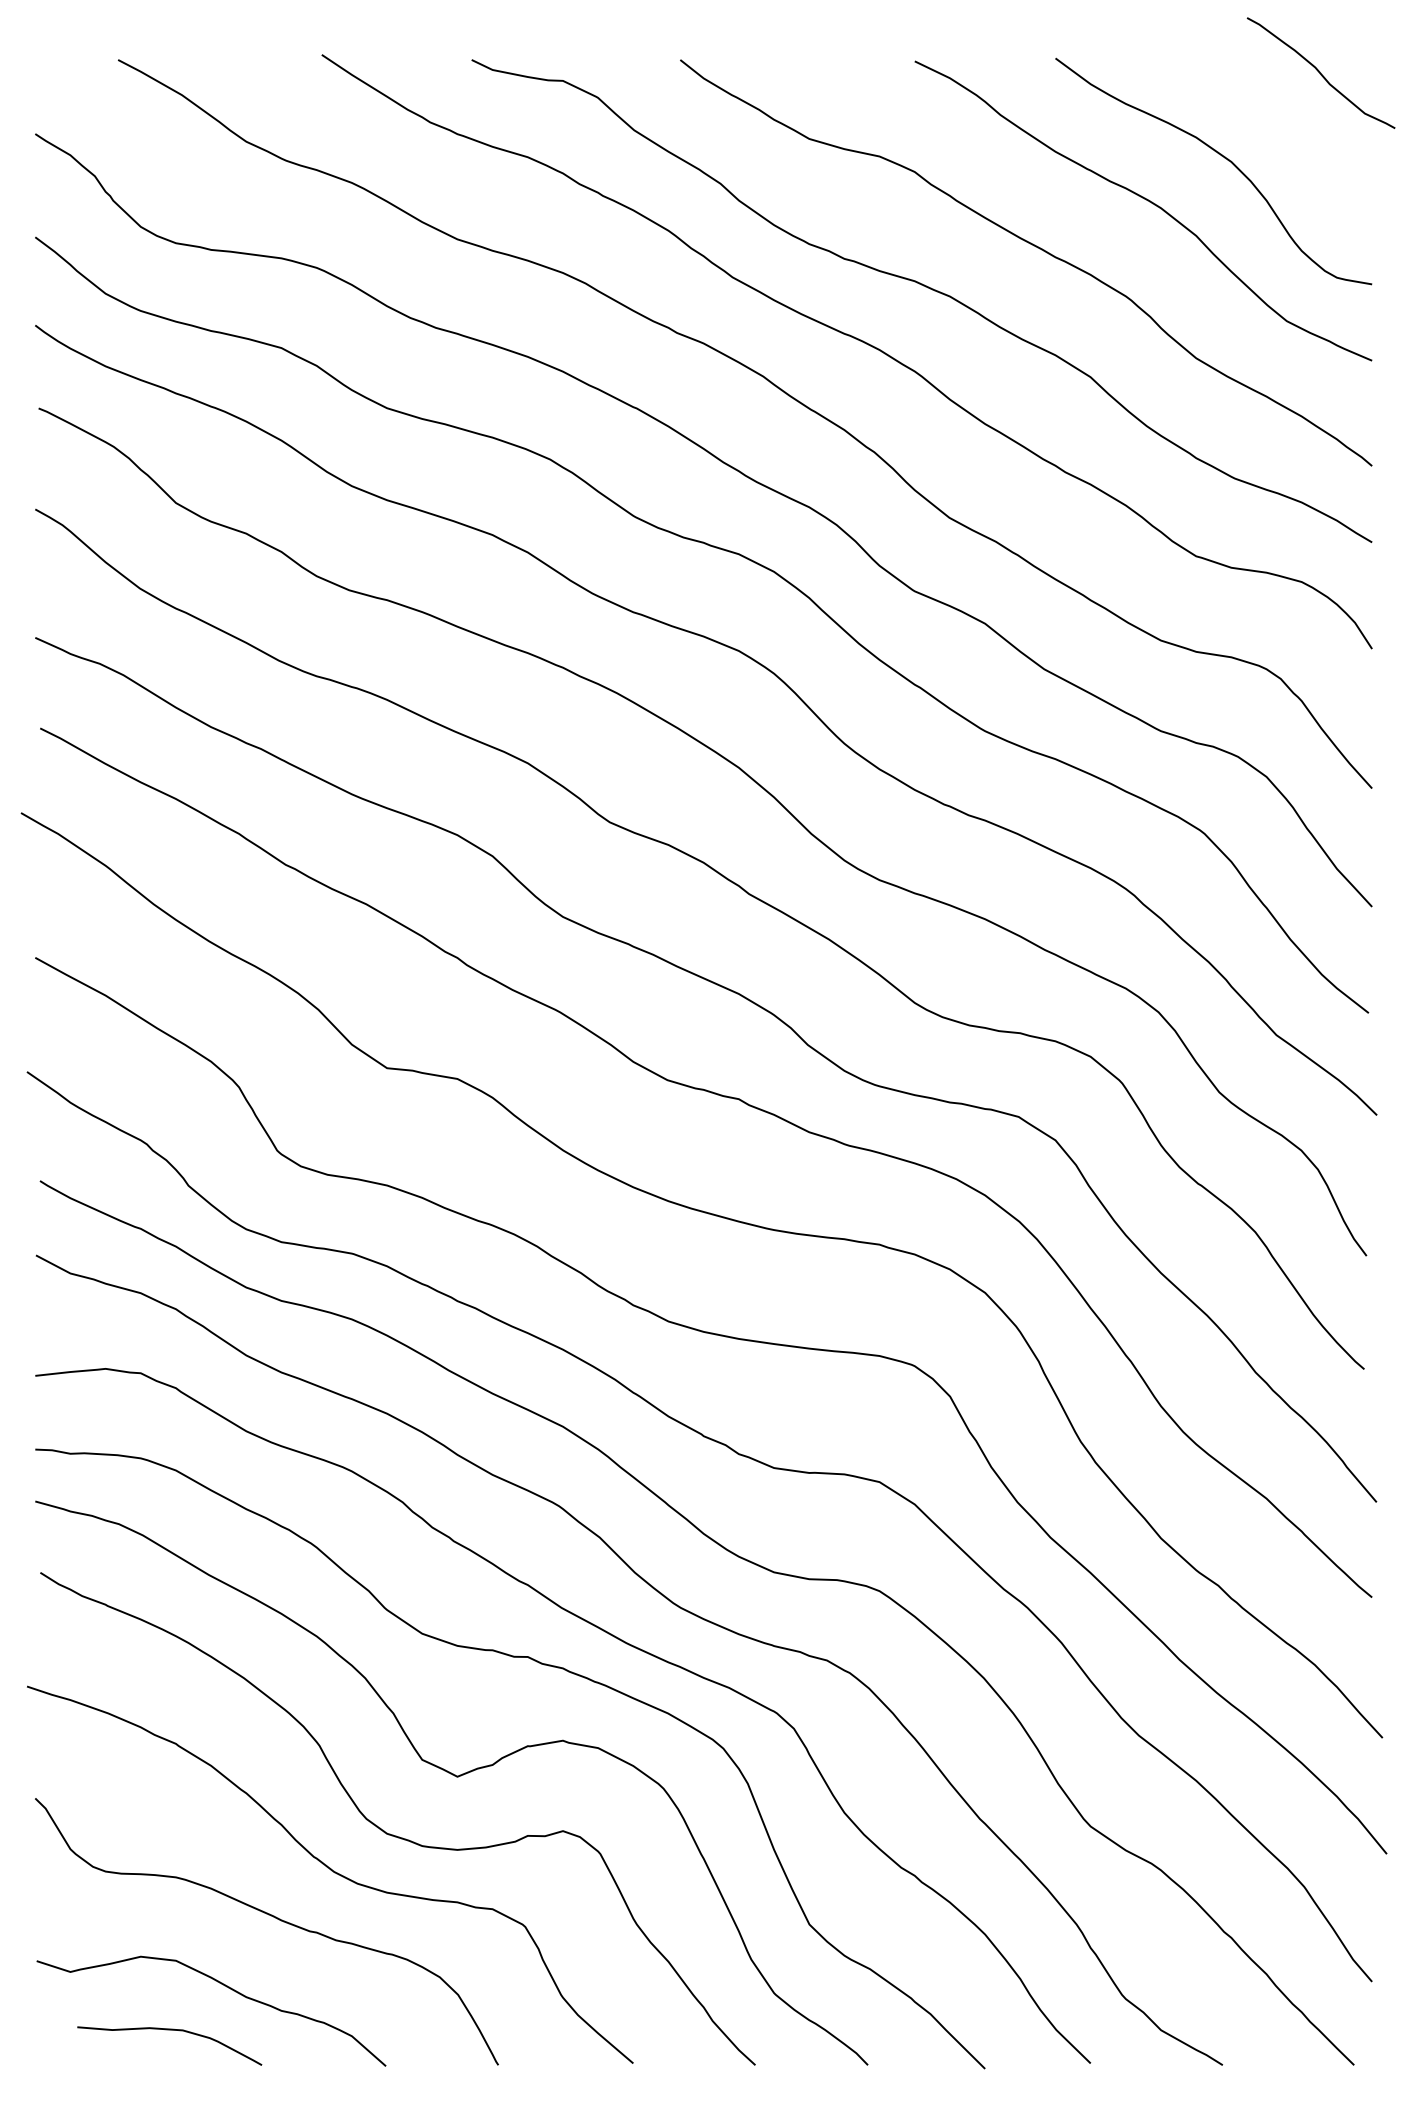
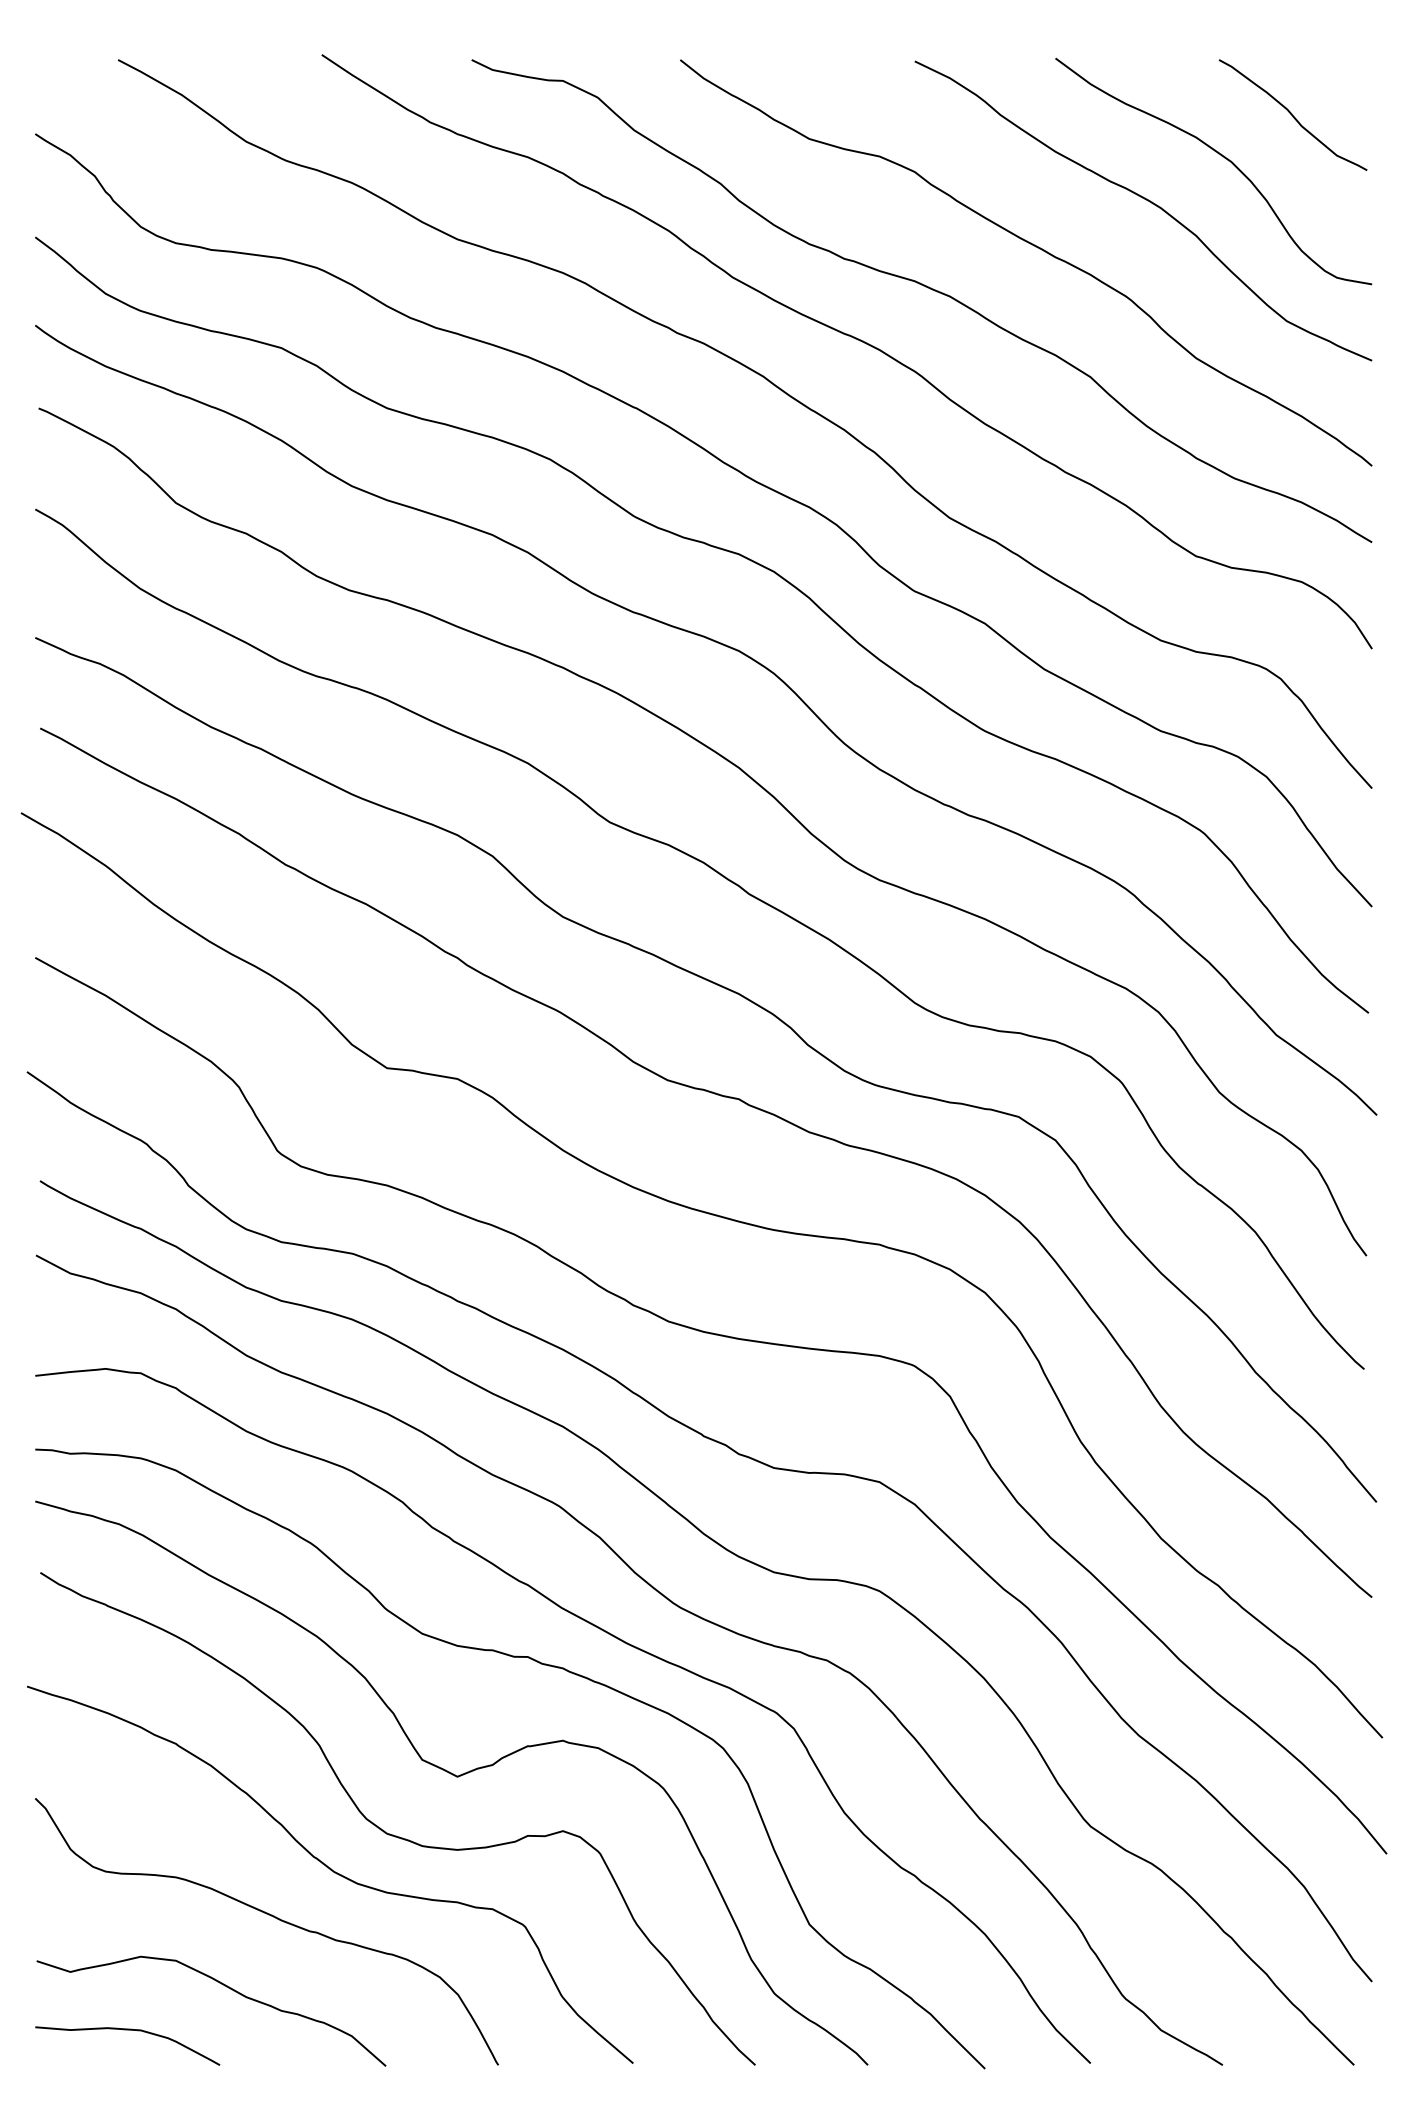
curve position: (1320, 72) -> (1292, 114) (1292, 114)
curve position: (169, 2030) -> (127, 2030) (127, 2030)
